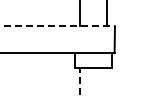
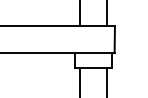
line: dashed -> solid (58, 26)
line: none -> present (106, 81)
line: dashed -> solid (80, 82)
